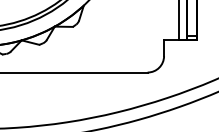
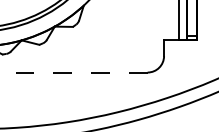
line: solid -> dashed (73, 72)
